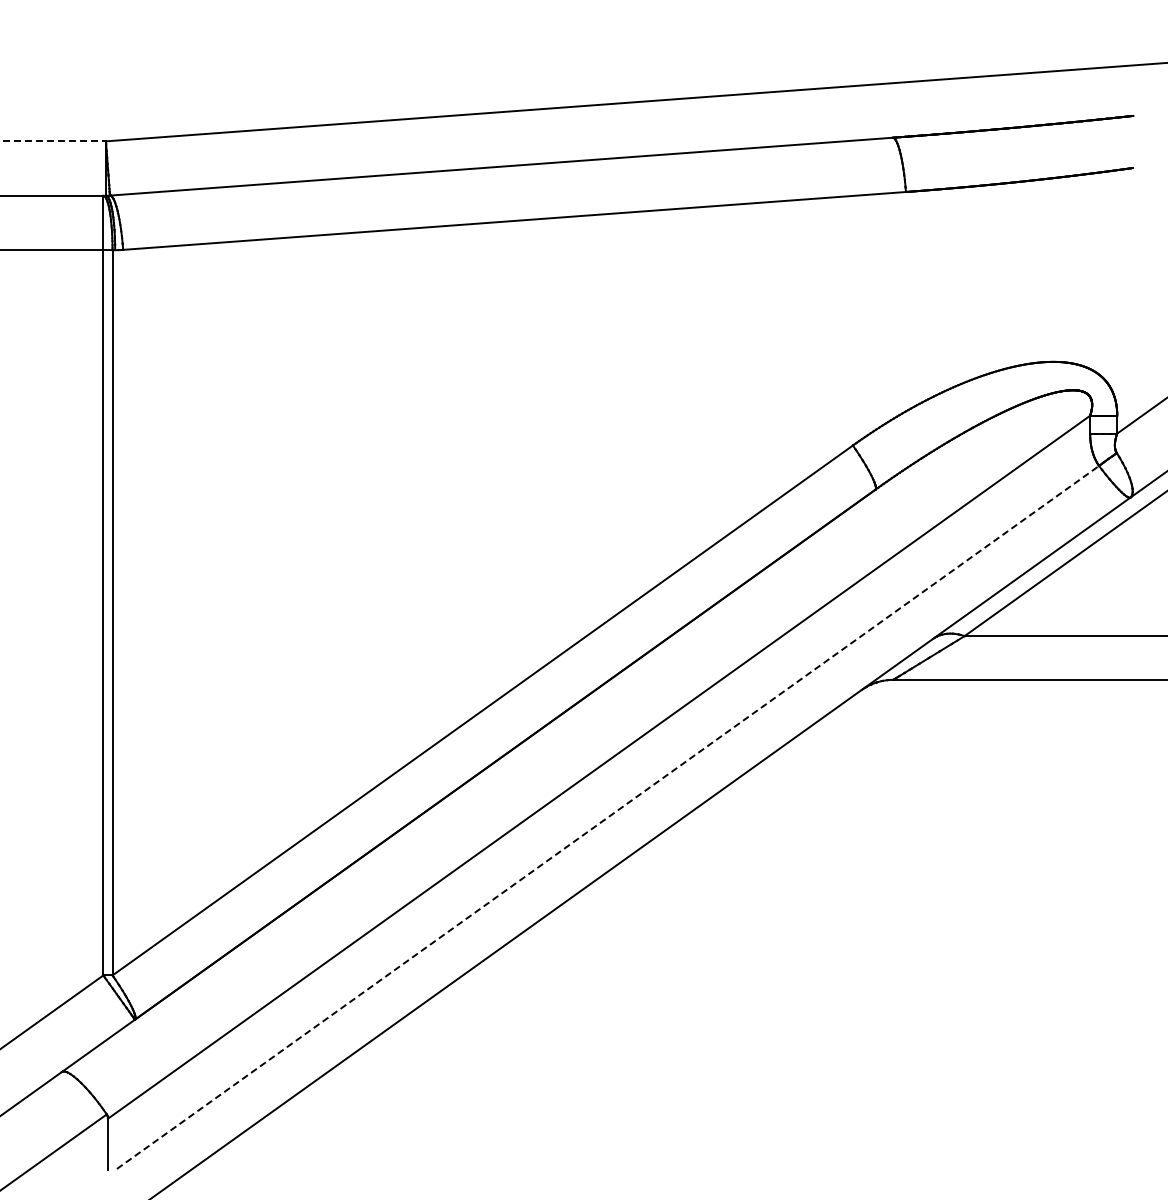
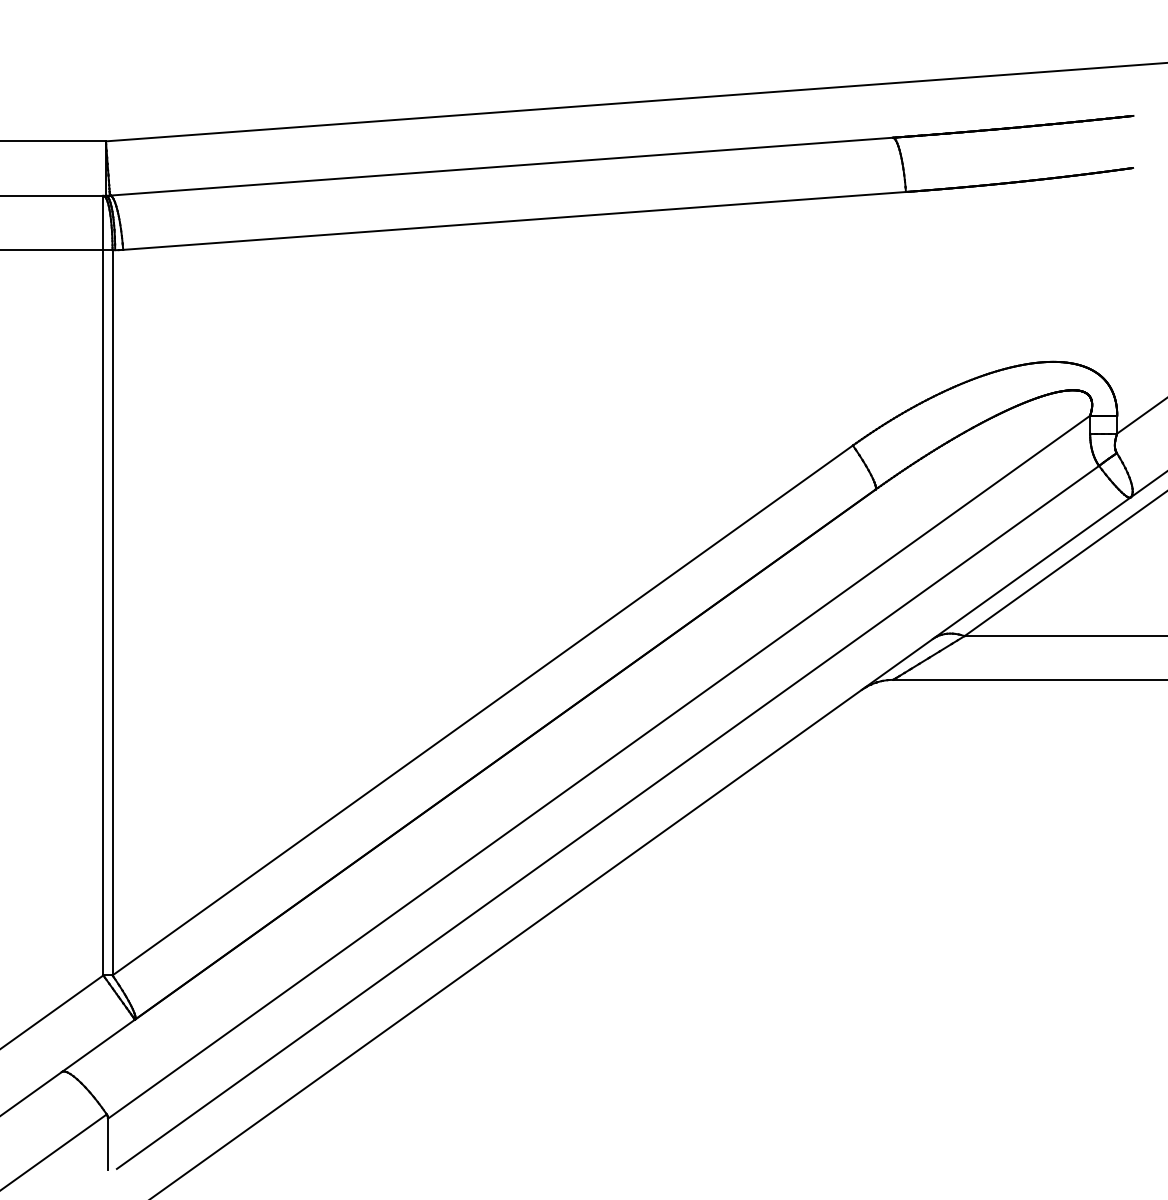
line: dashed -> solid (52, 141)
line: dashed -> solid (608, 817)
